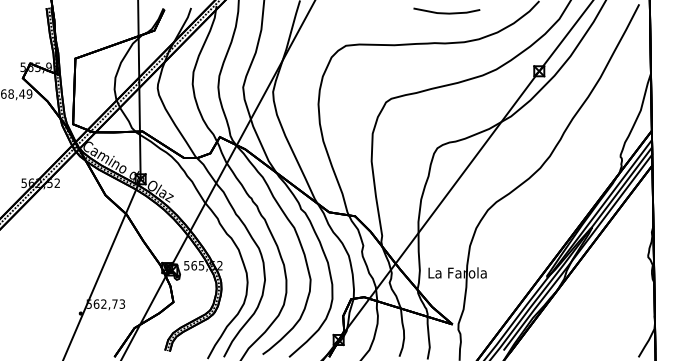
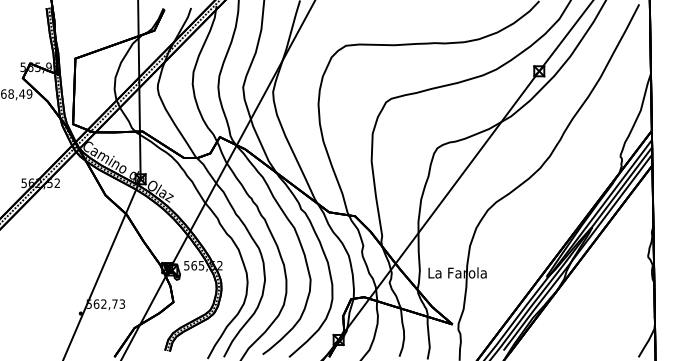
line: present -> none (446, 12)
